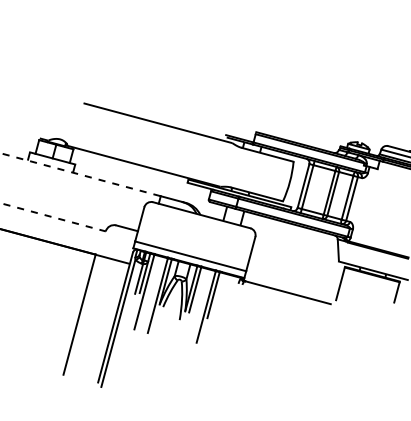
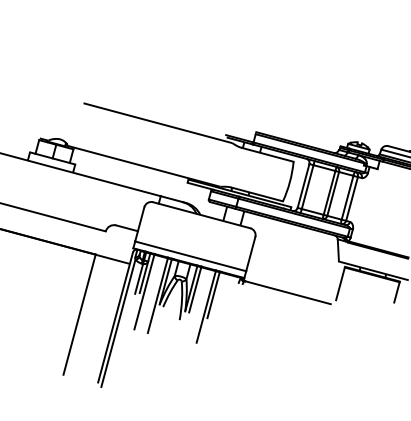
line: dashed -> solid (80, 174)
line: dashed -> solid (53, 217)
